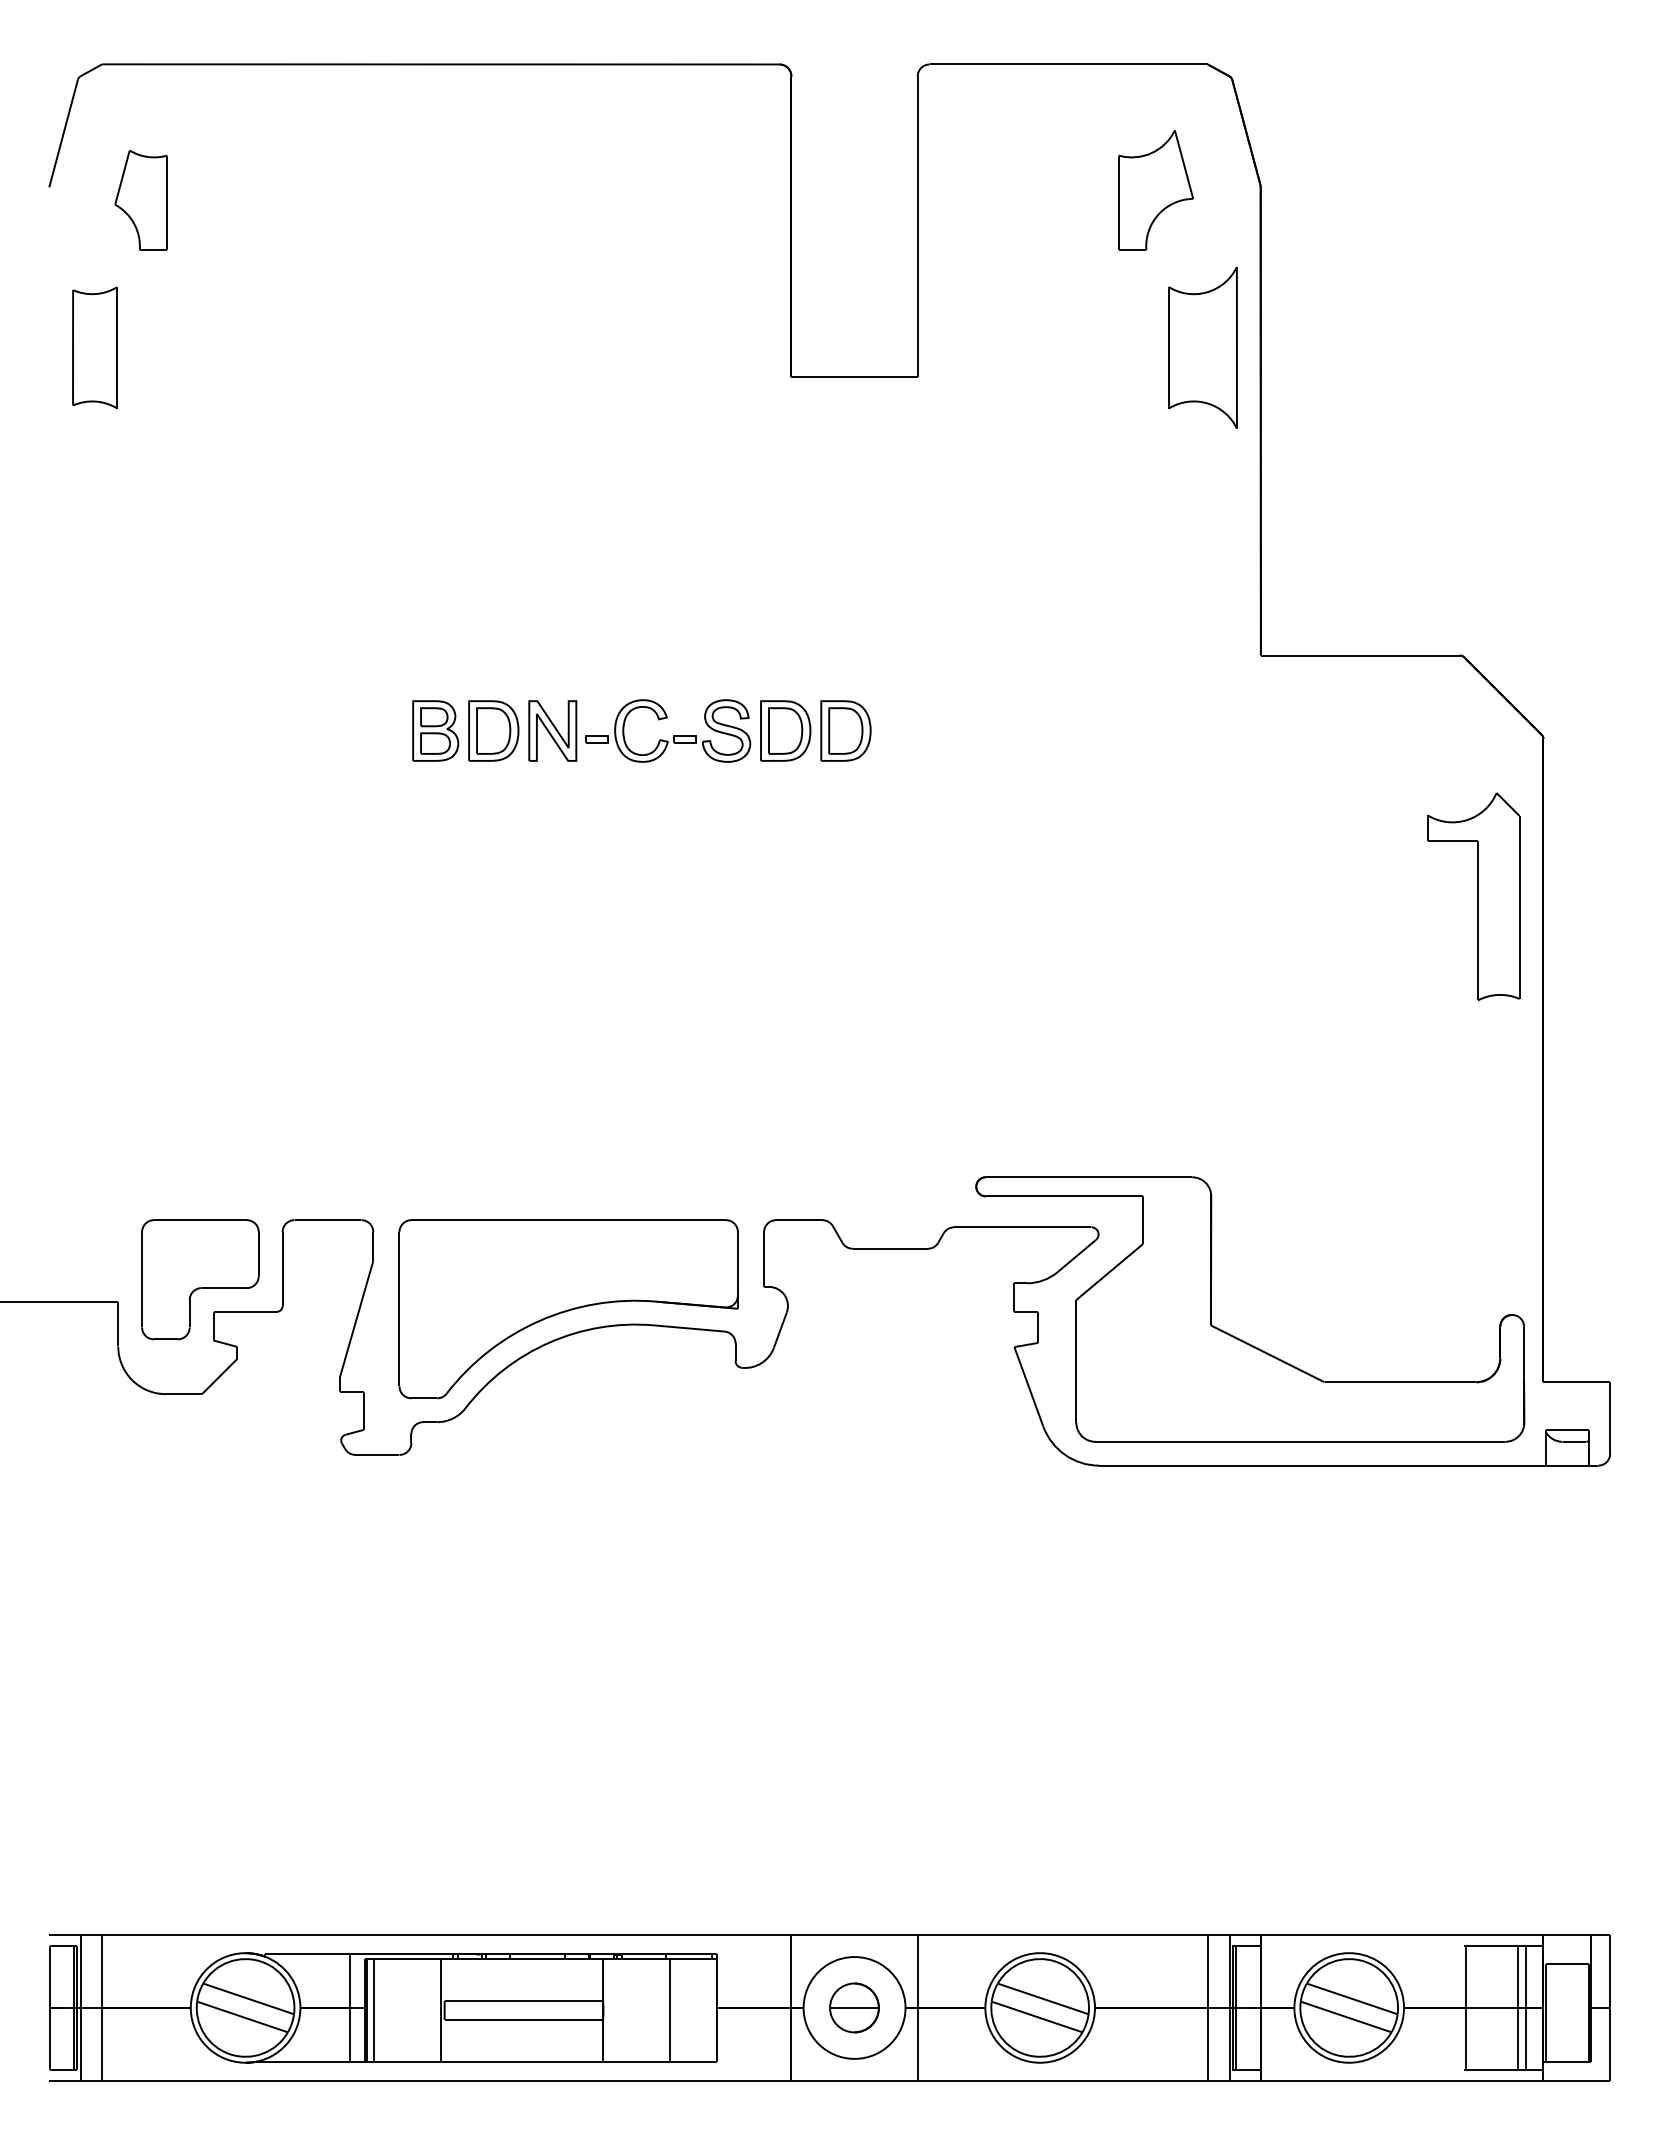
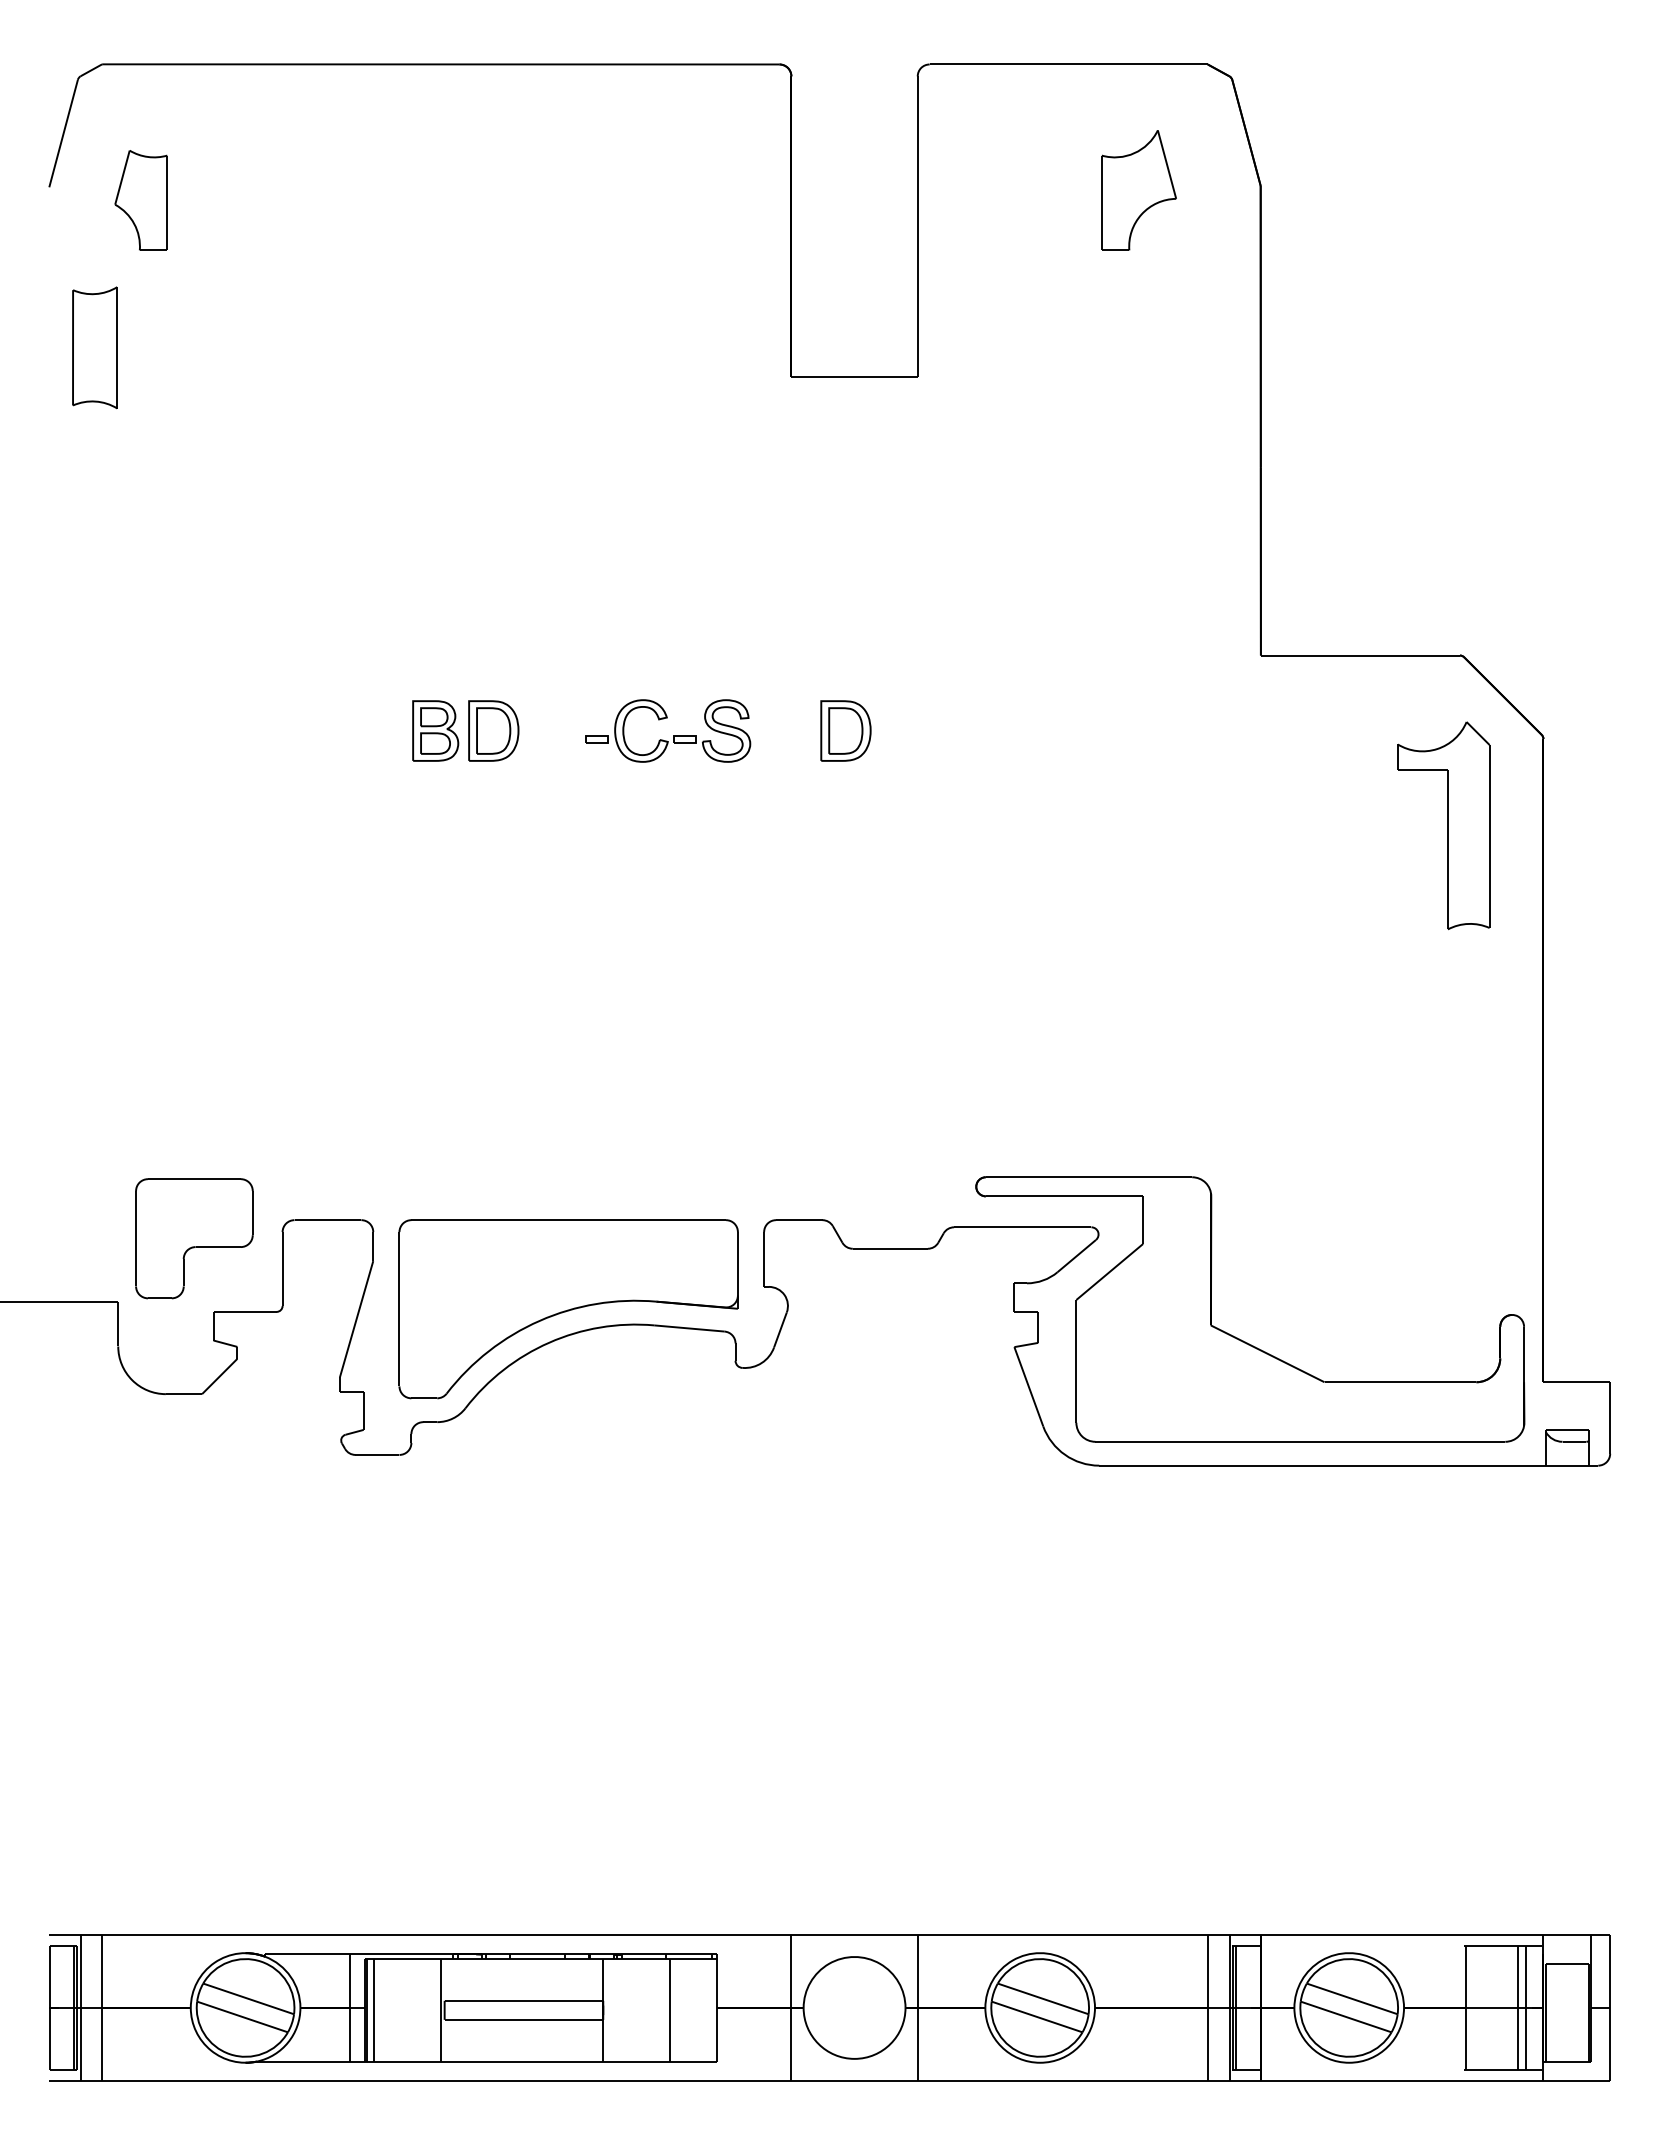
part position: (1155, 190) -> (1138, 190) (1138, 190)
part: present -> none (1202, 347)
part: present -> none (552, 730)
part: present -> none (785, 730)
part position: (1473, 896) -> (1443, 825) (1443, 825)
part position: (200, 1279) -> (194, 1238) (194, 1238)
part: present -> none (854, 2007)
